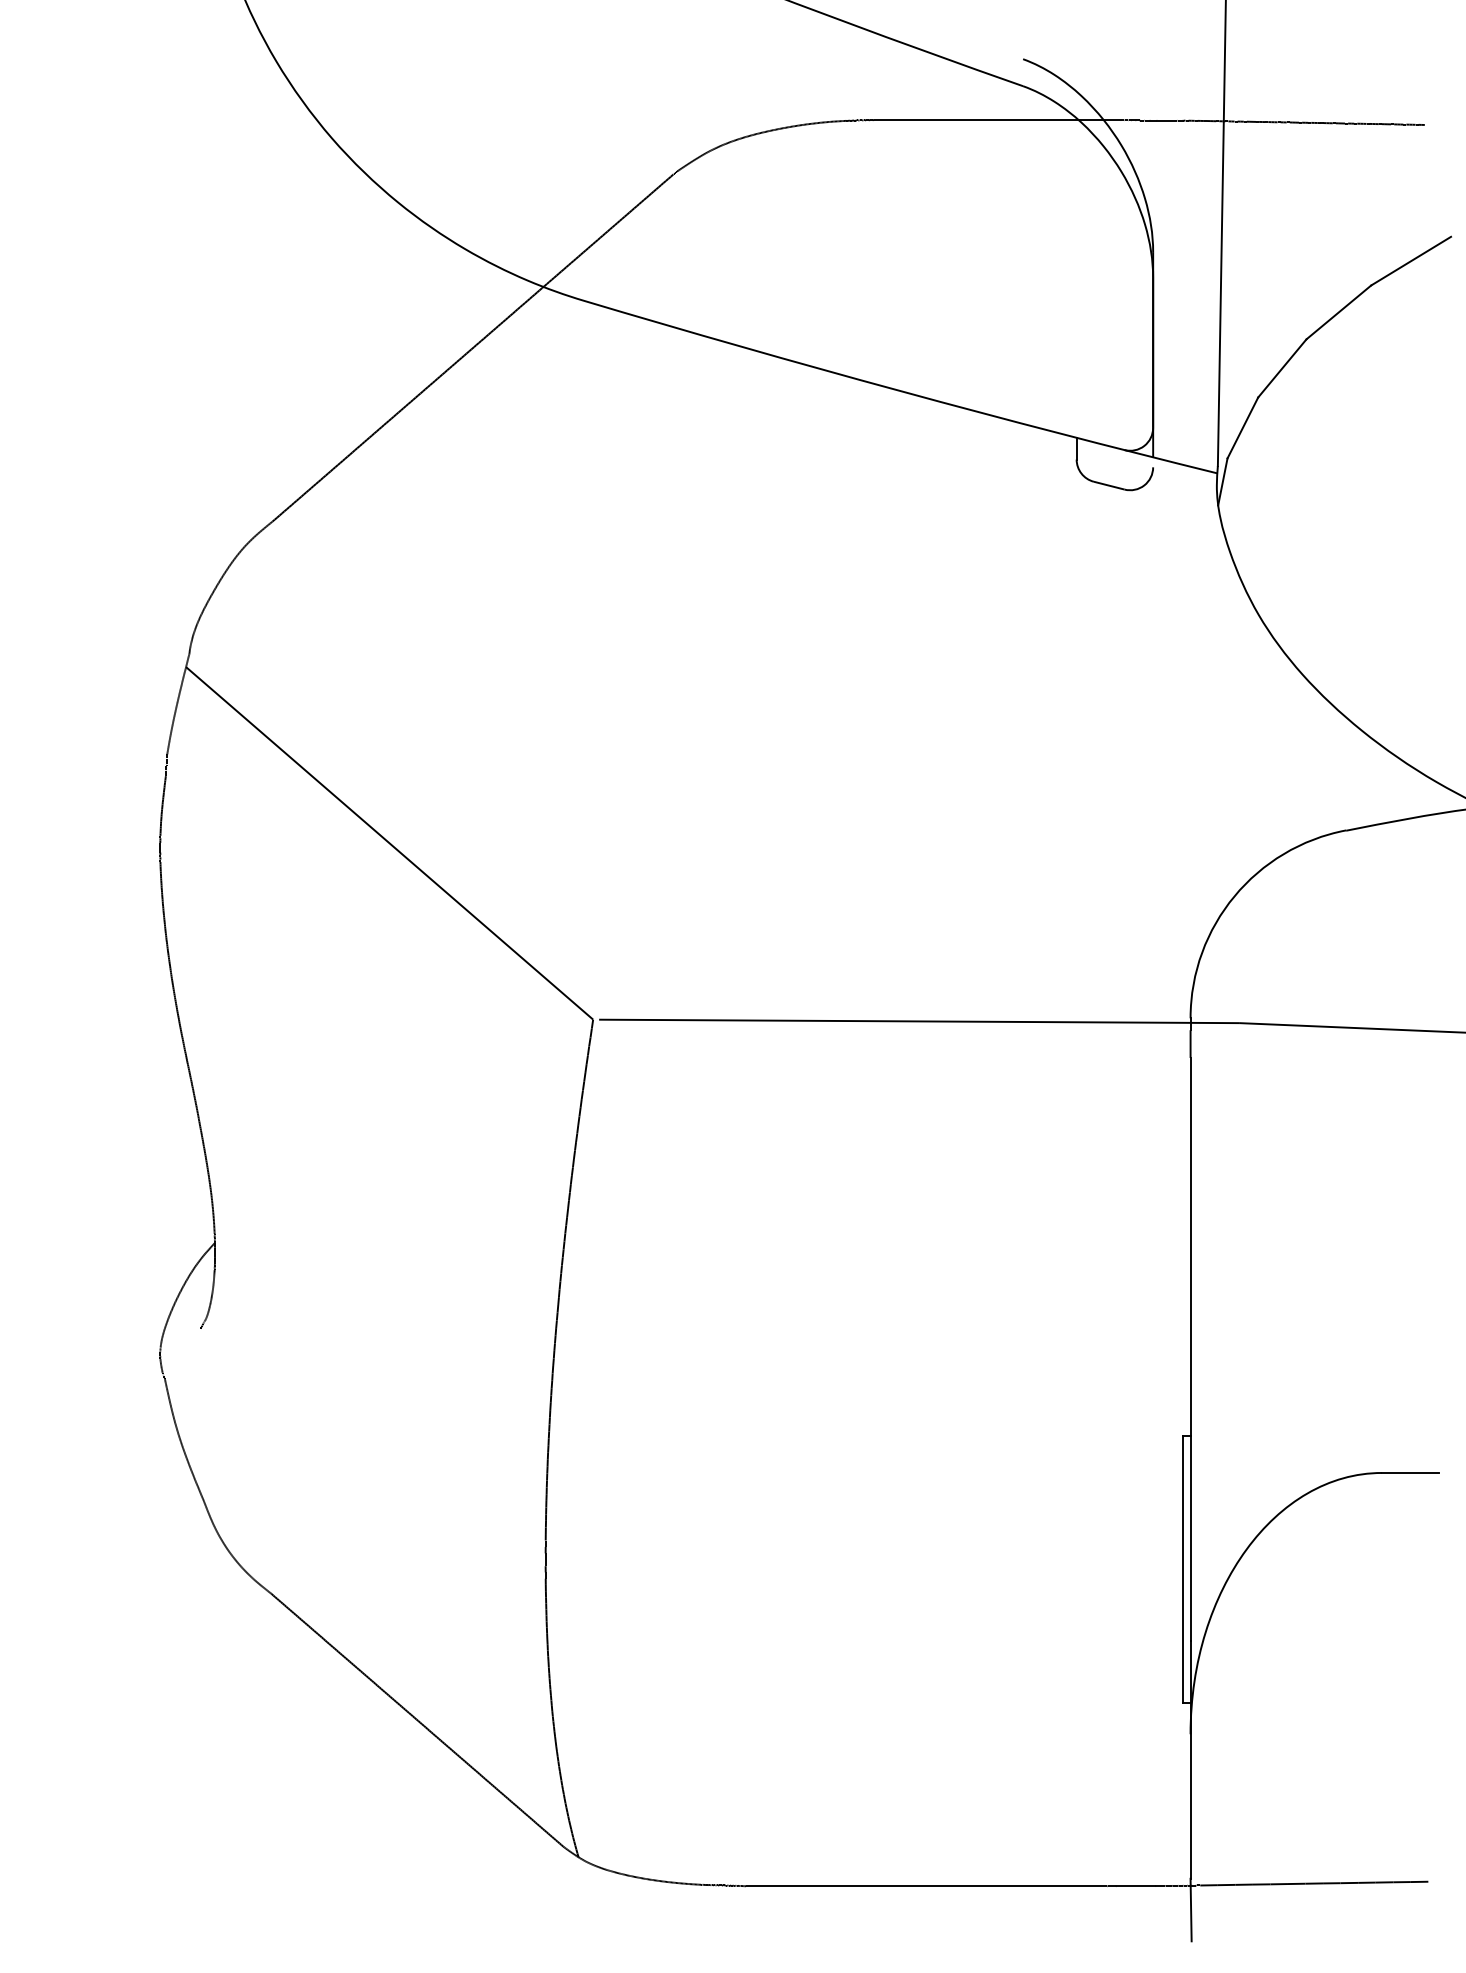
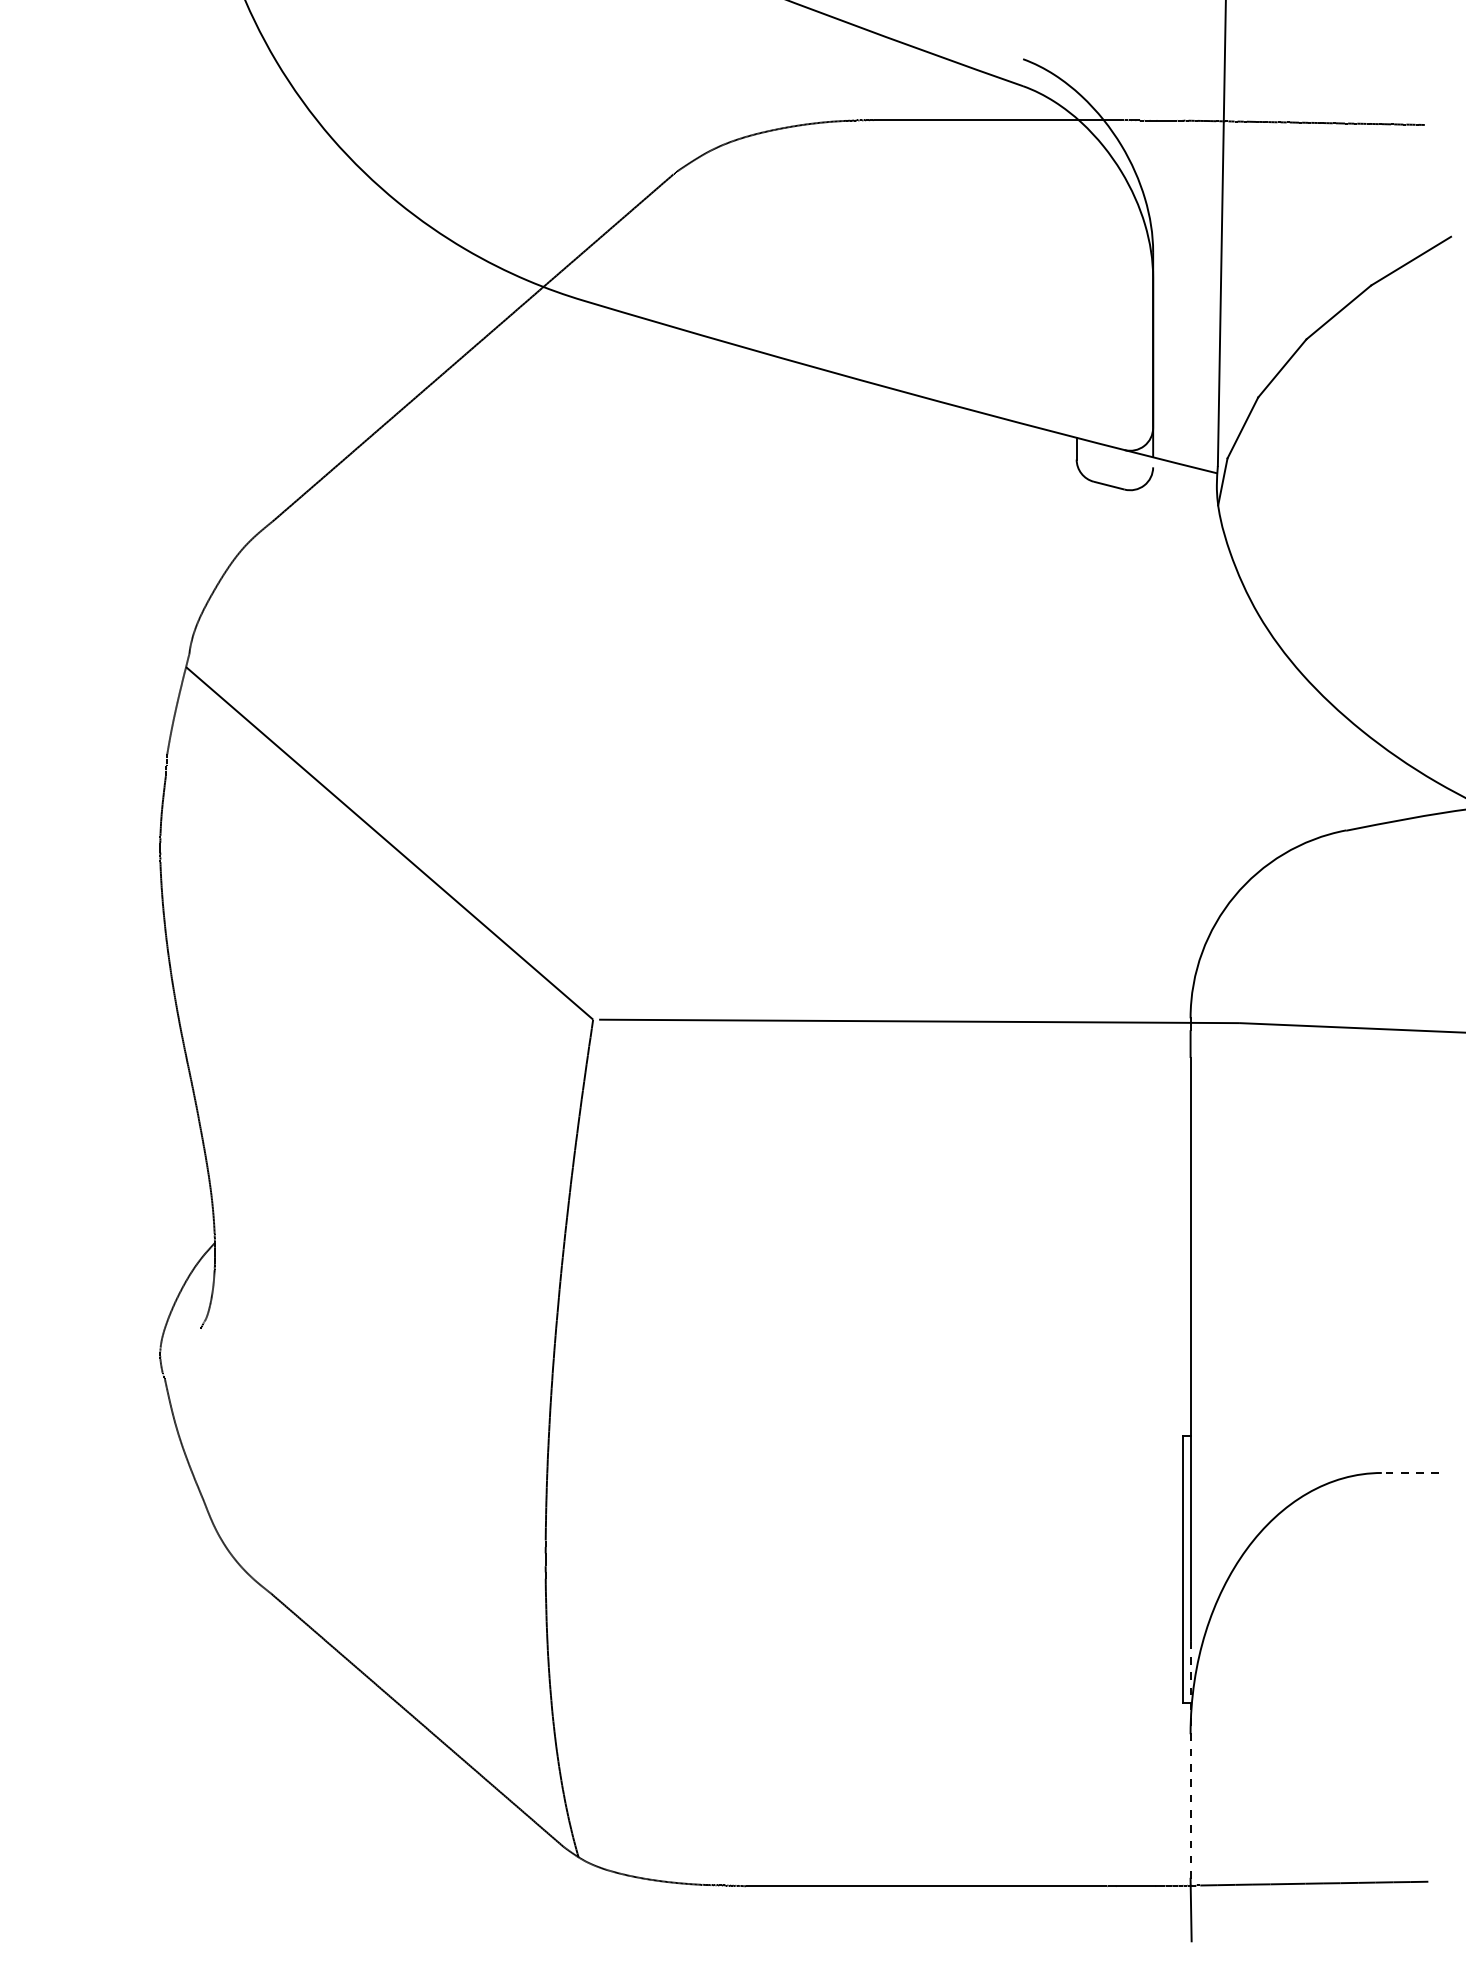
line: solid -> dashed (1410, 1472)
line: solid -> dashed (1190, 1759)
